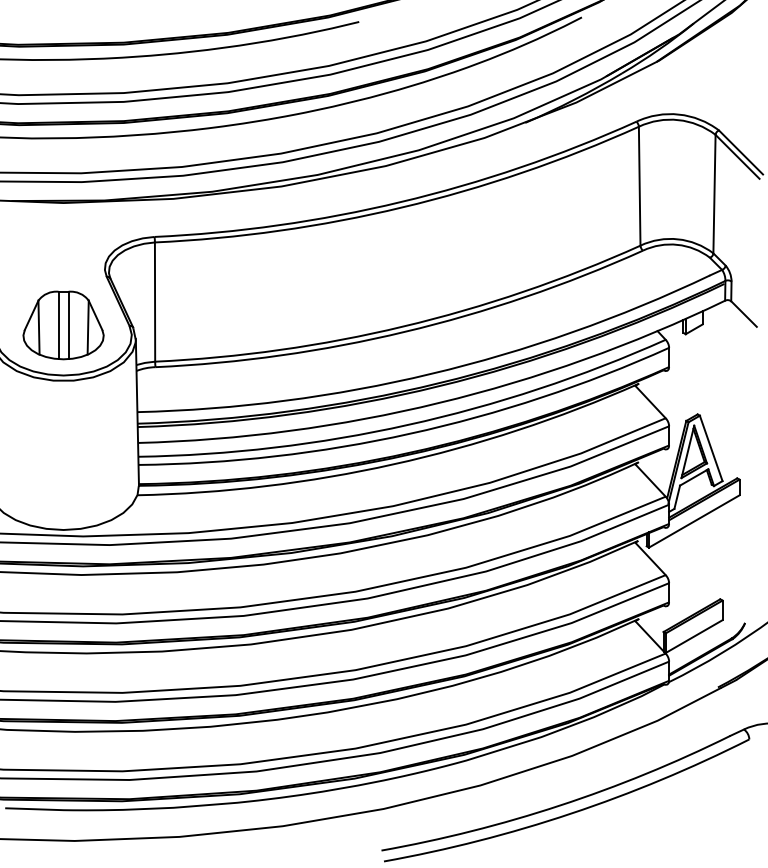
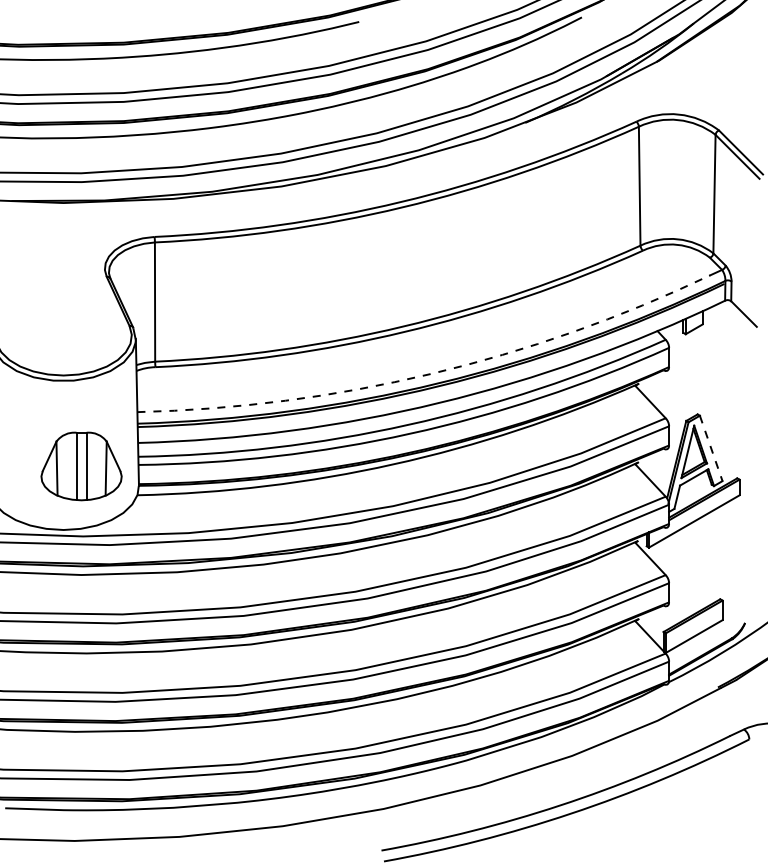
part position: (63, 325) -> (81, 466) (81, 466)
arc: solid -> dashed (430, 374)
line: solid -> dashed (711, 448)
